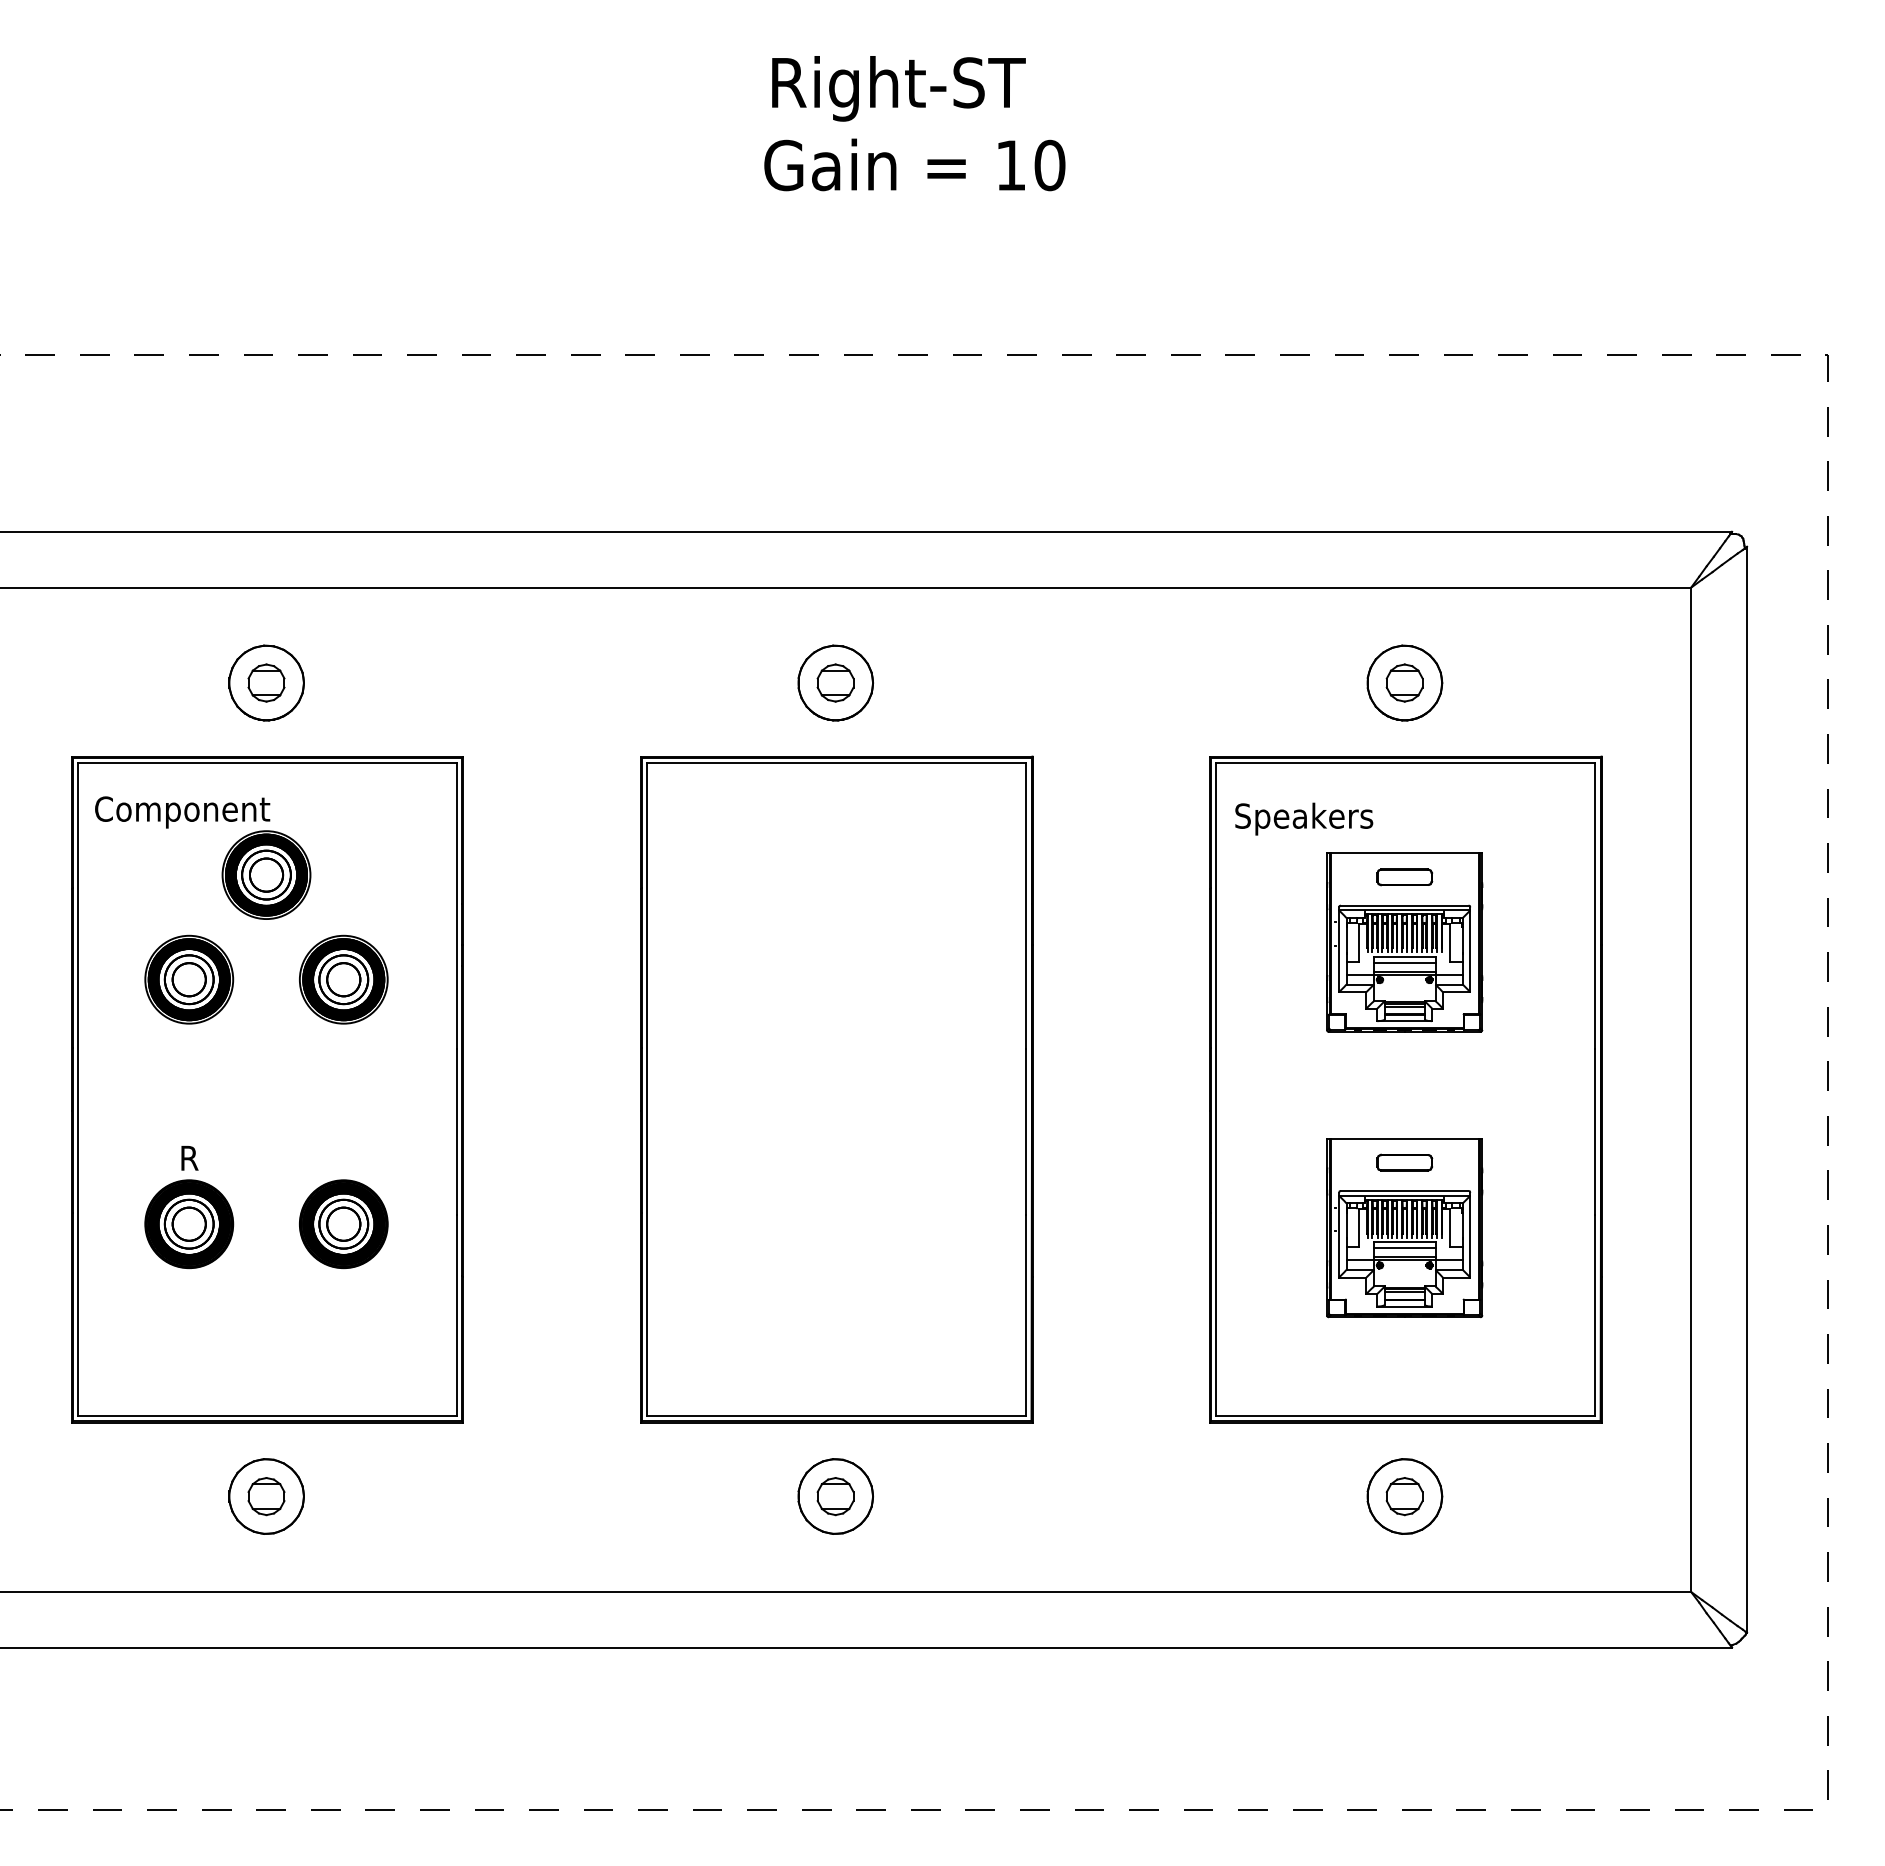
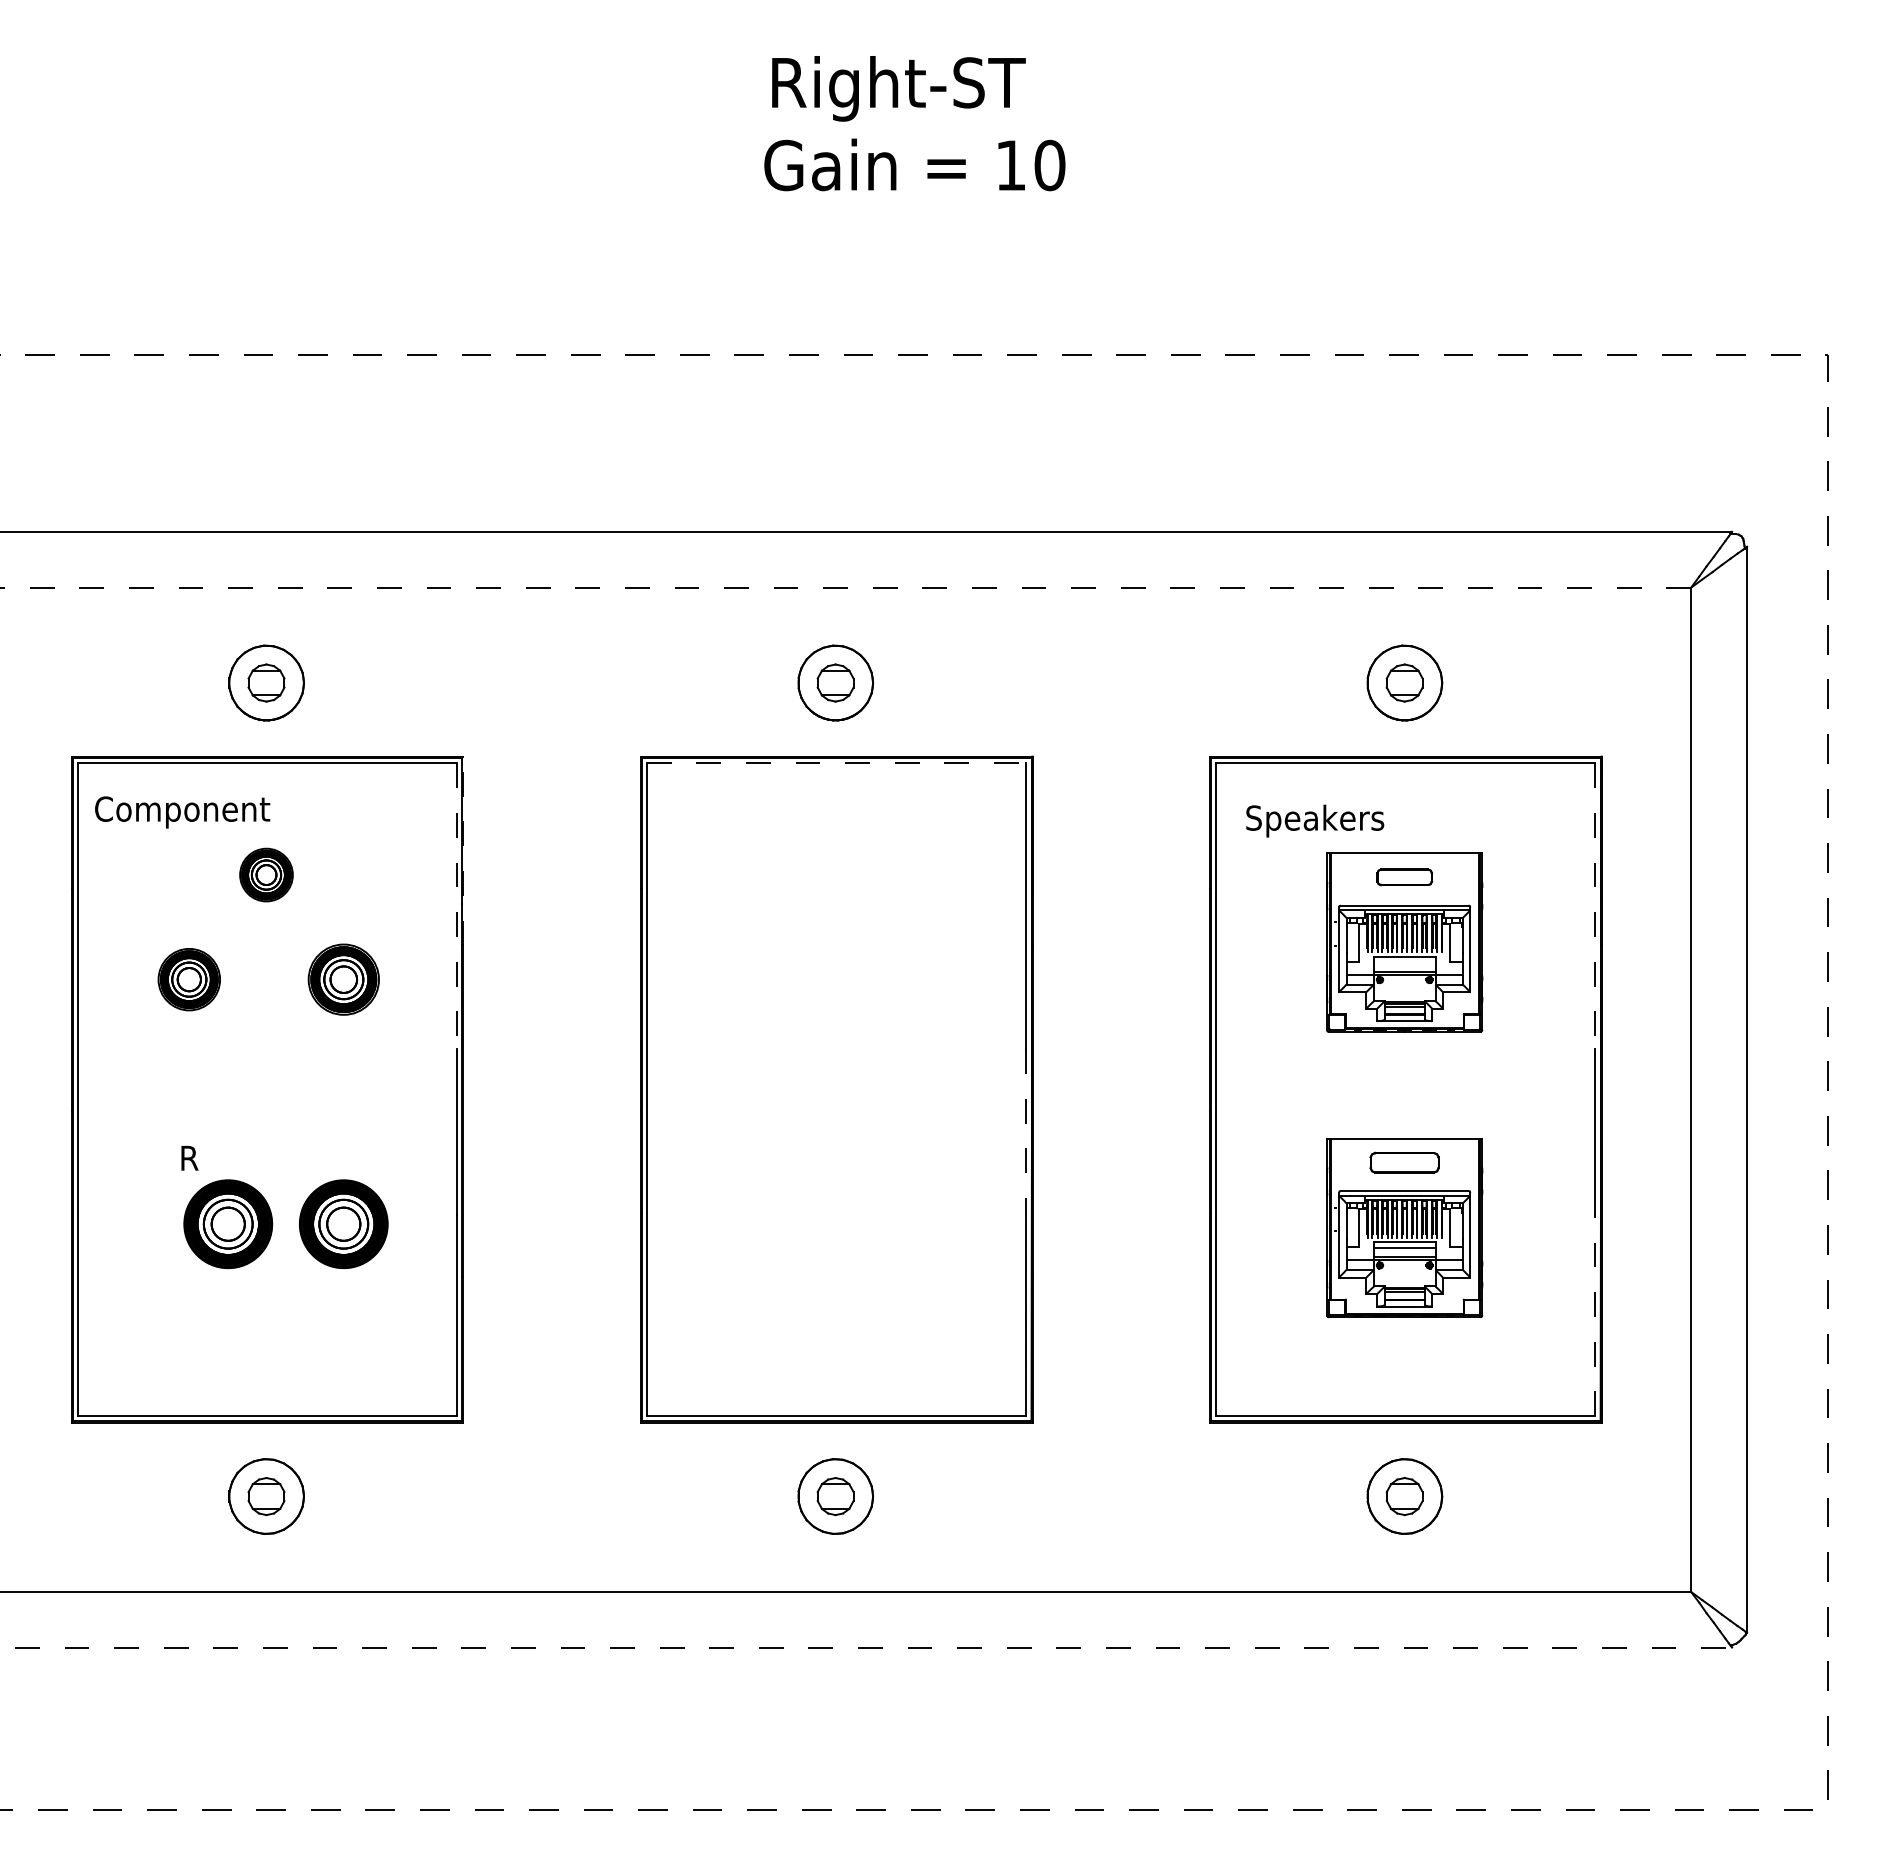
line: solid -> dashed (845, 587)
line: solid -> dashed (836, 763)
text position: (1304, 818) -> (1315, 820) (1315, 820)
line: solid -> dashed (463, 850)
part size: 91x90 px -> 55x56 px (266, 874)
line: solid -> dashed (457, 906)
line: solid -> dashed (1595, 906)
line: present -> none (1404, 962)
part size: 91x91 px -> 64x64 px (188, 979)
part size: 90x91 px -> 73x73 px (343, 979)
line: solid -> dashed (1026, 1131)
part size: 58x19 px -> 71x23 px (1404, 1162)
part position: (189, 1224) -> (228, 1224) (228, 1224)
line: solid -> dashed (1595, 1315)
line: solid -> dashed (866, 1647)
